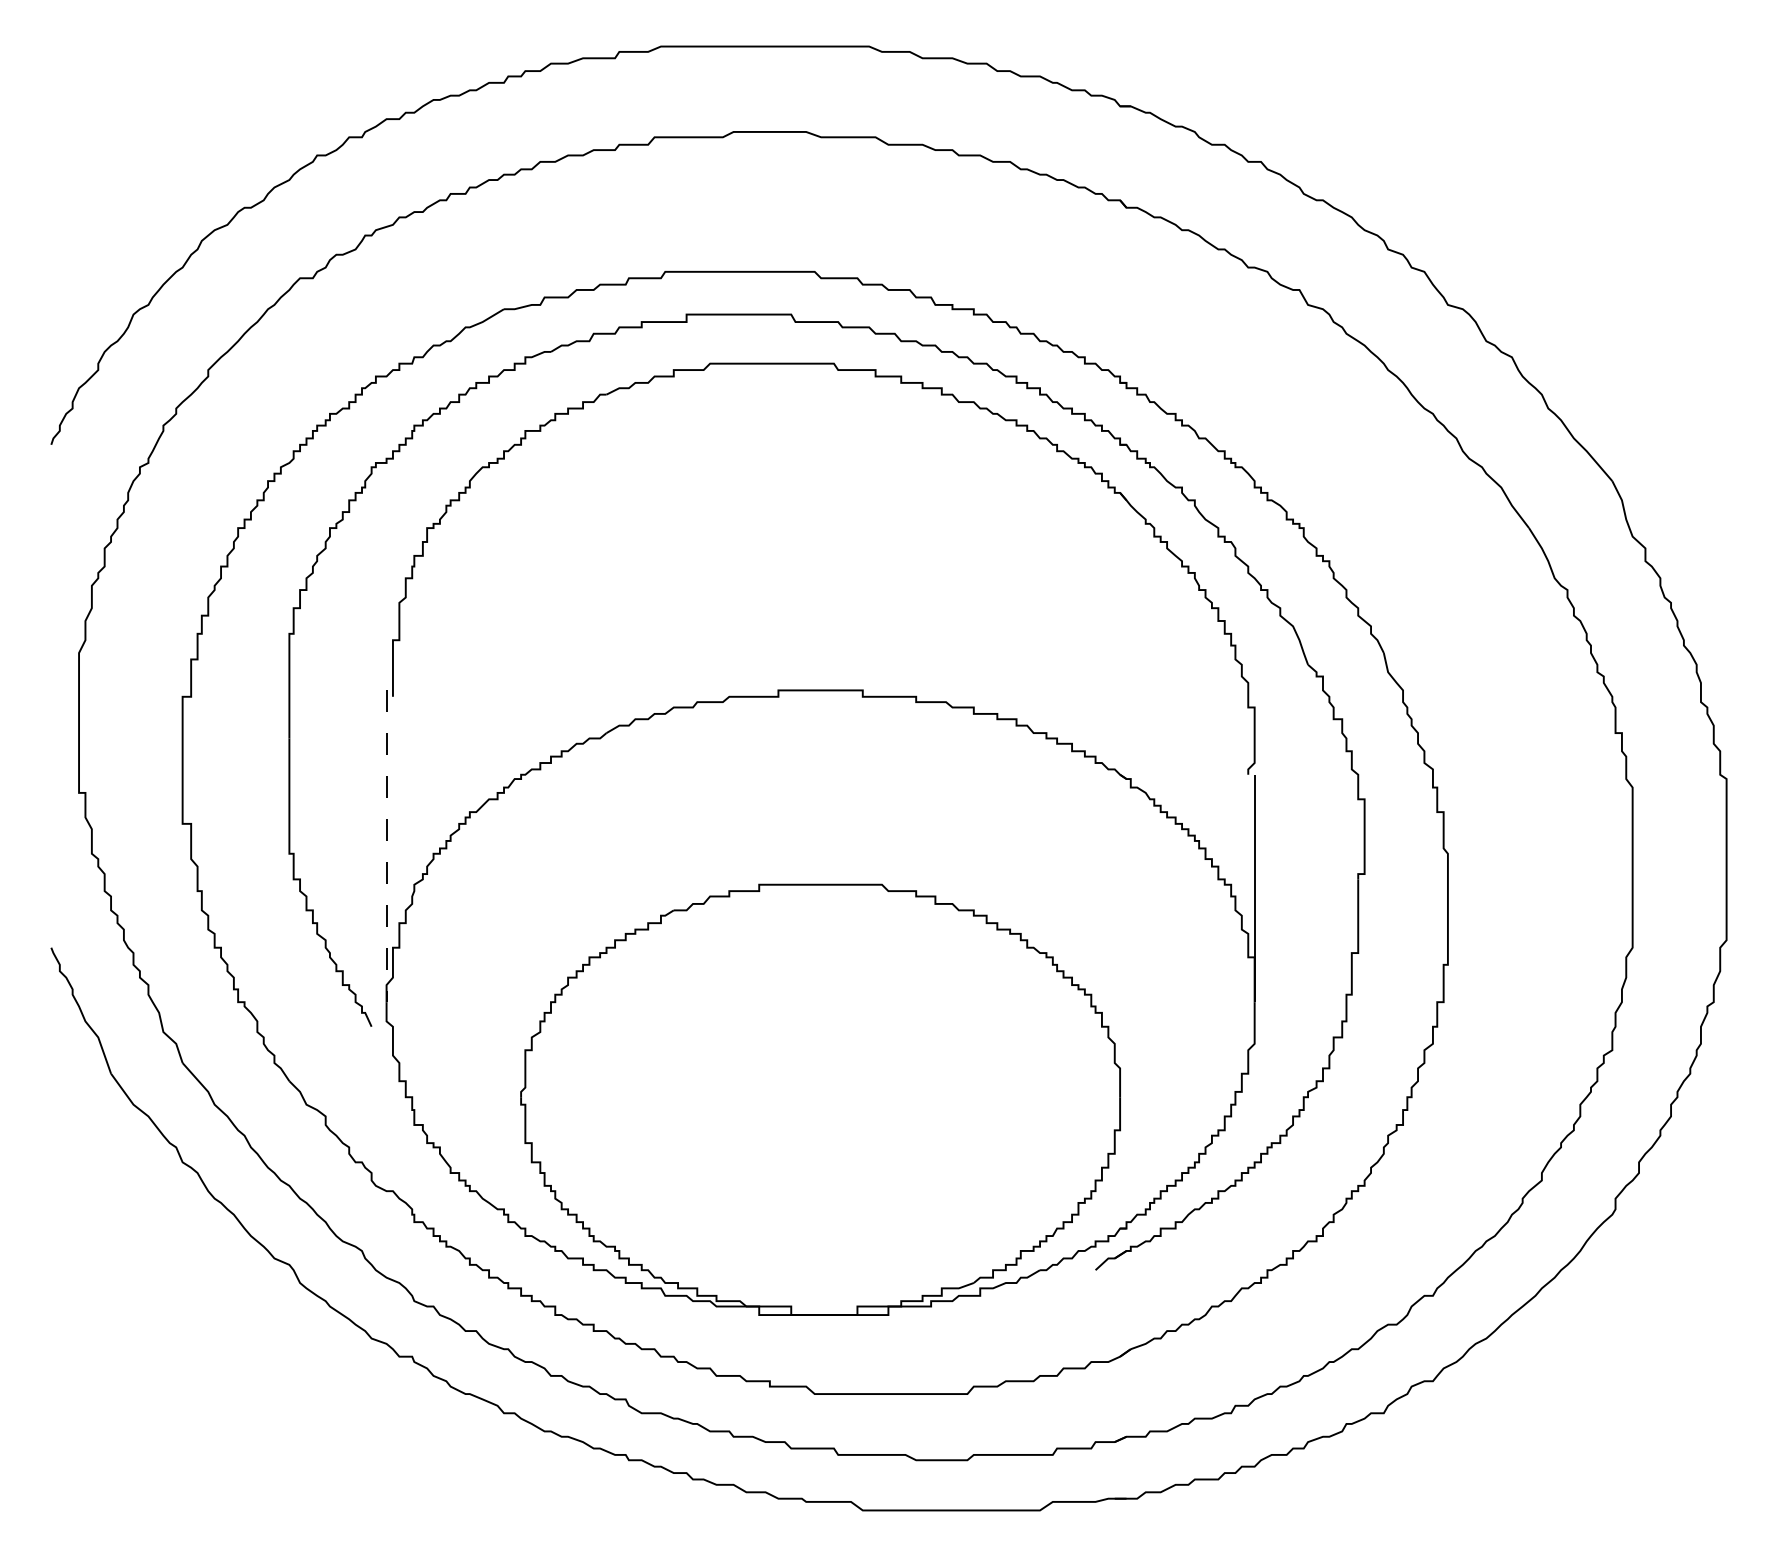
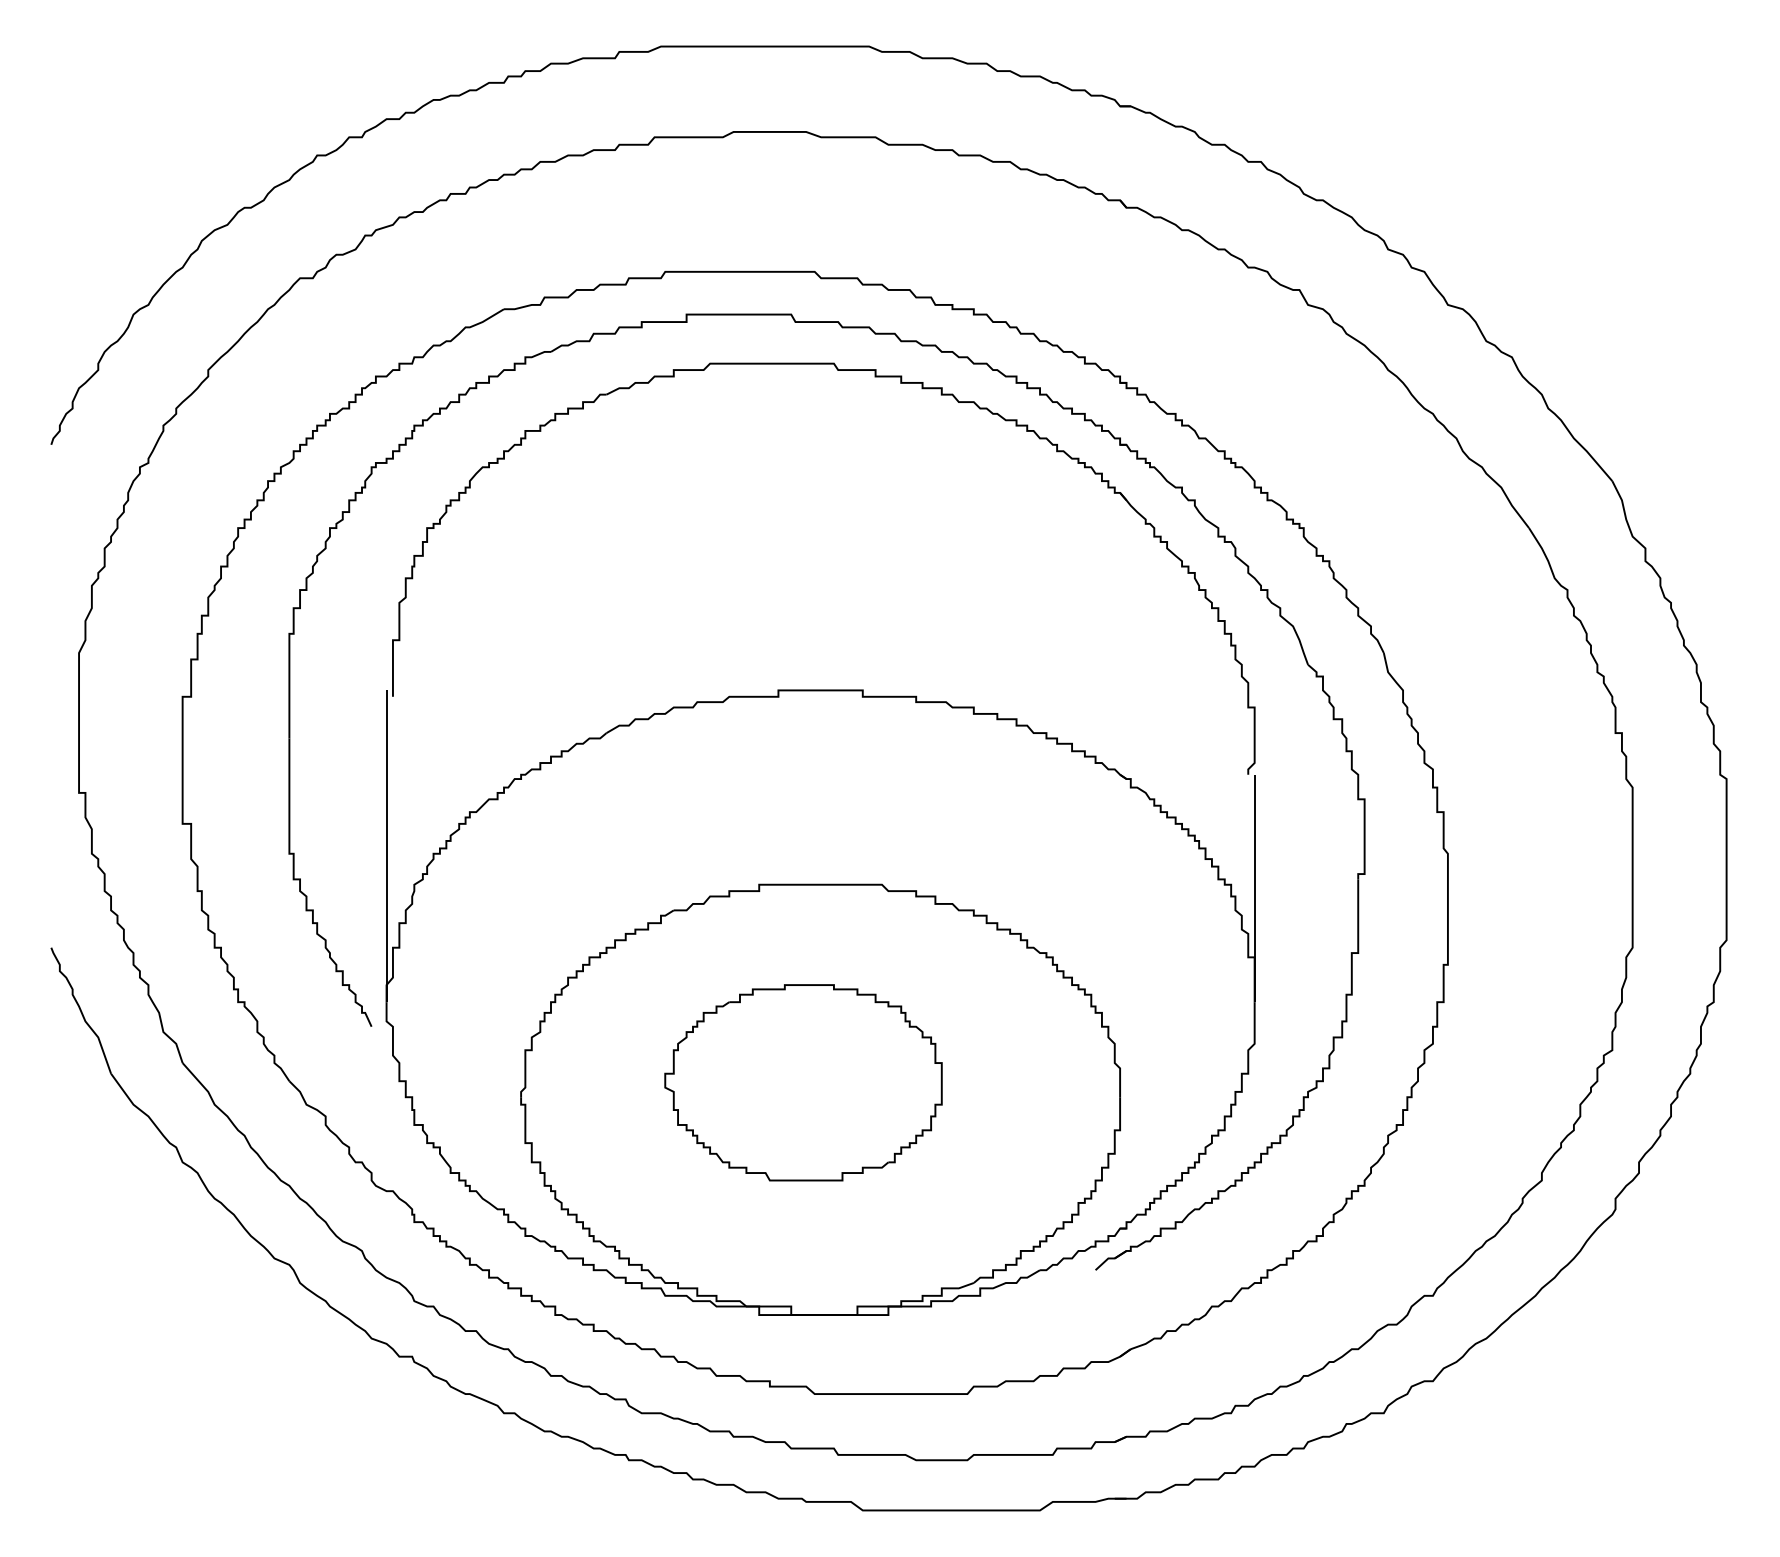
line: dashed -> solid (386, 846)
part: none -> present (803, 1082)
